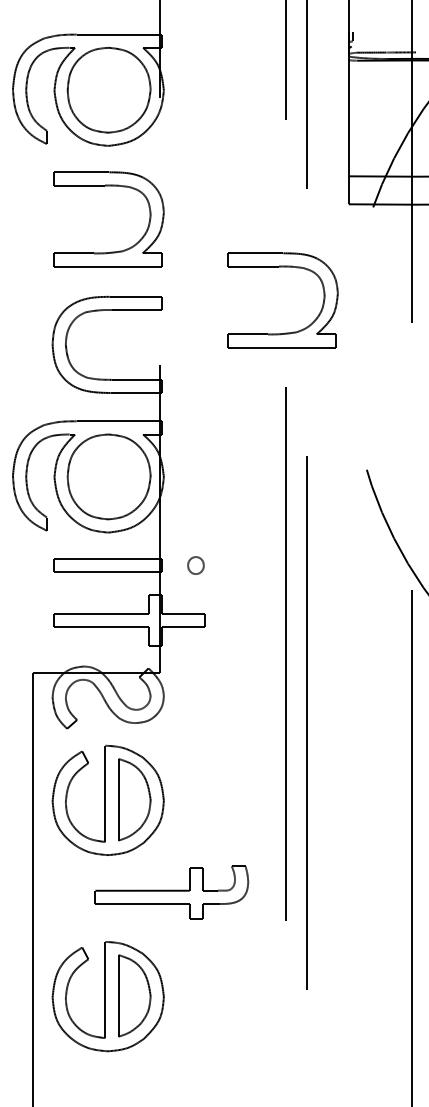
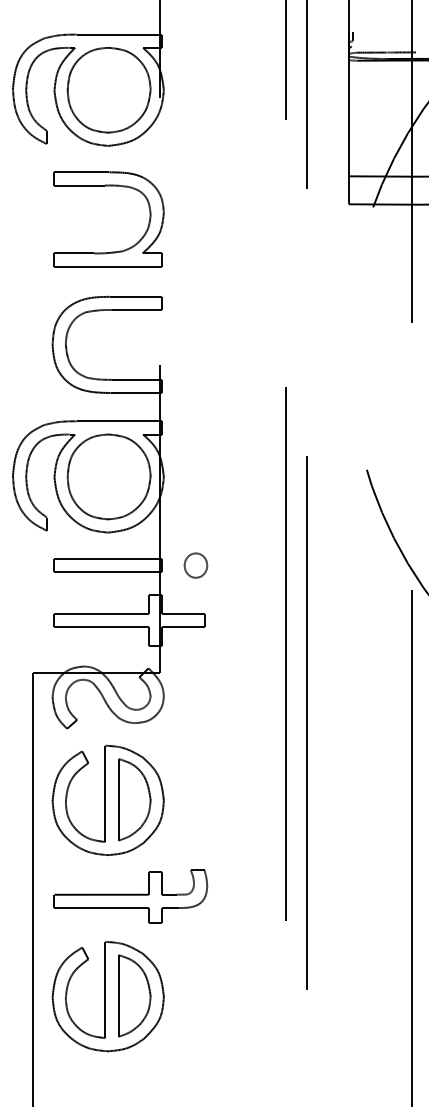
part: present -> none (285, 332)
part size: 18x19 px -> 26x27 px (195, 565)
part position: (171, 892) -> (130, 896) (130, 896)
